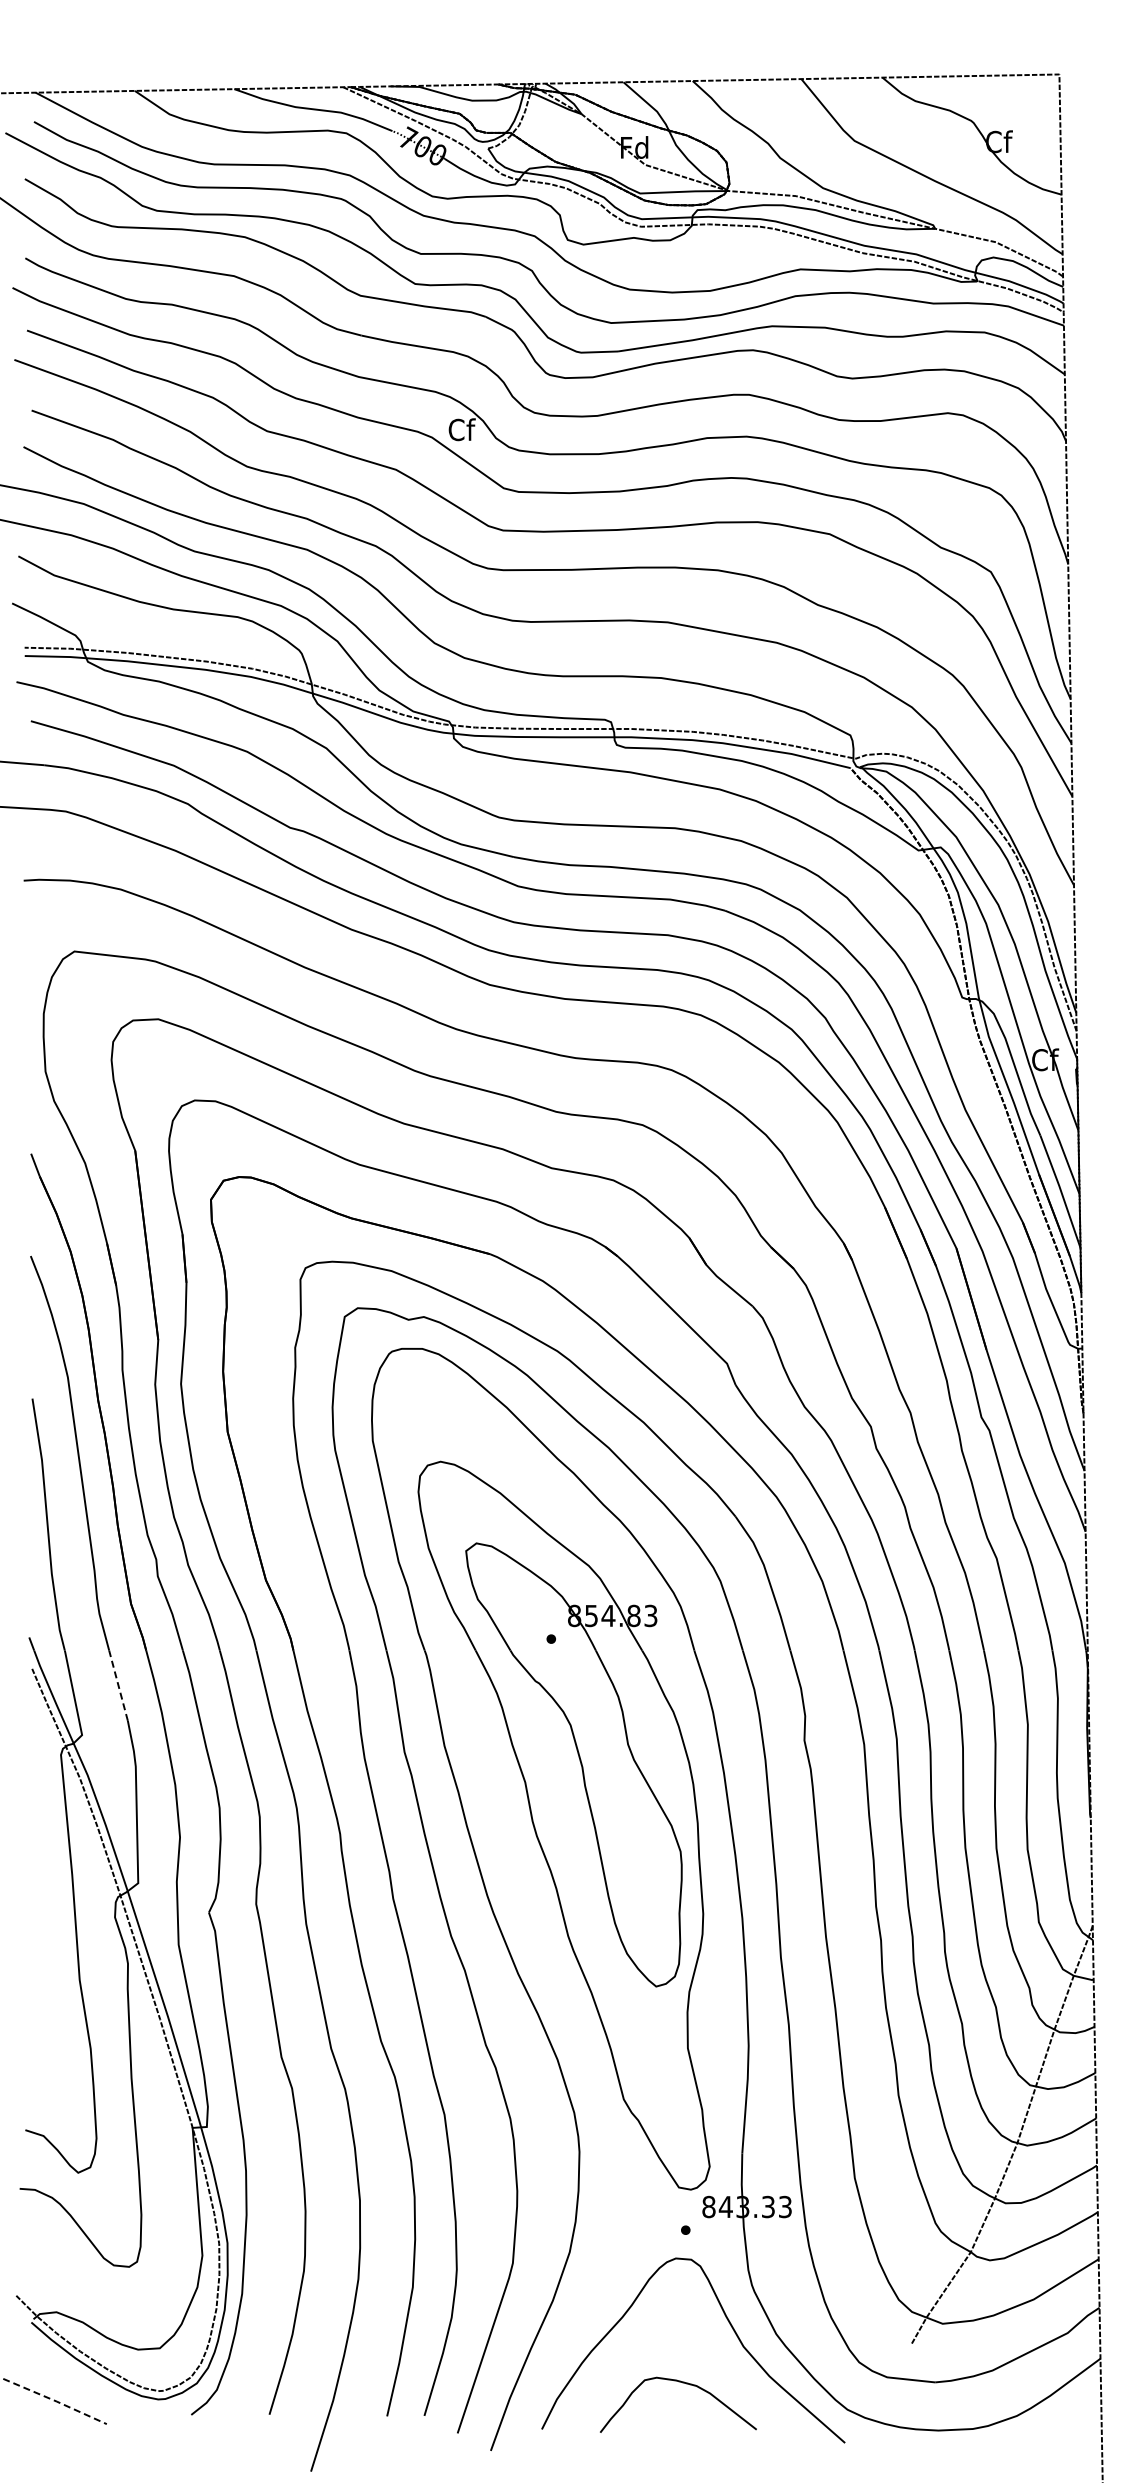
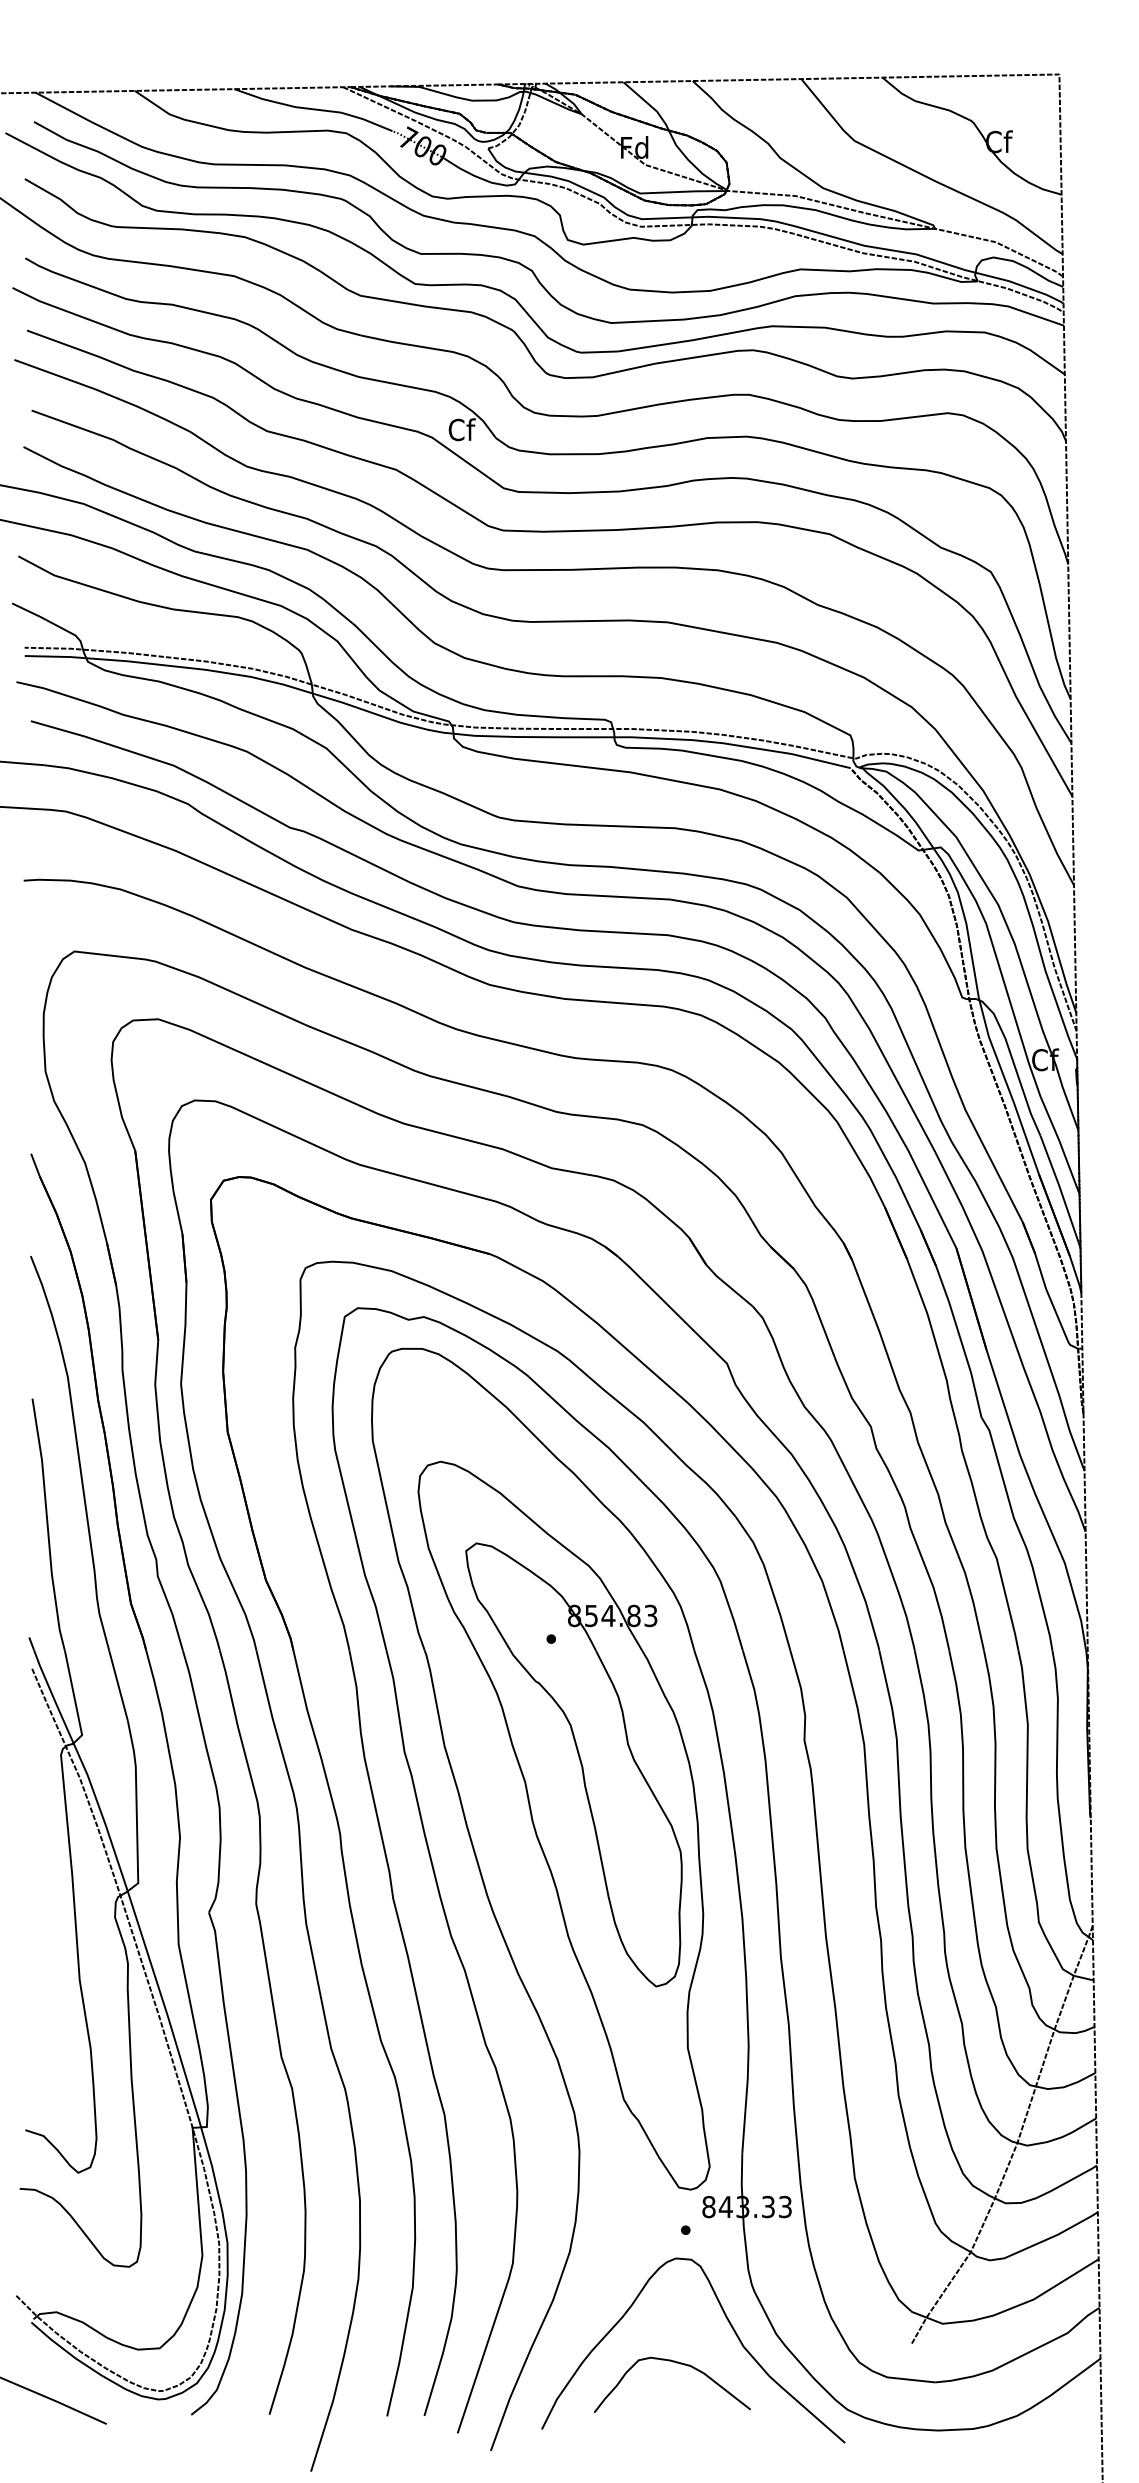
line: dashed -> solid (118, 1685)
curve position: (682, 2383) -> (676, 2363) (676, 2363)
line: dashed -> solid (54, 2400)
